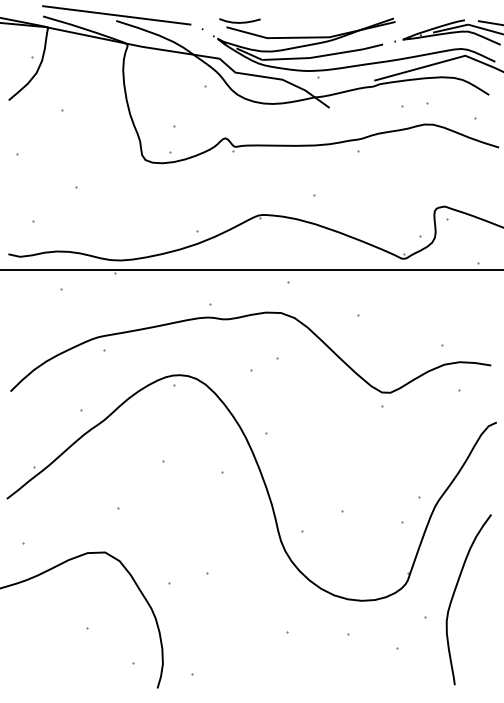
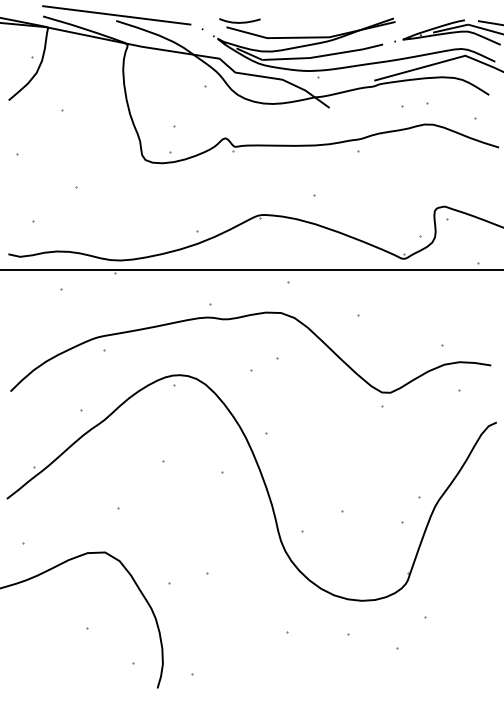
curve: present -> none (454, 595)
